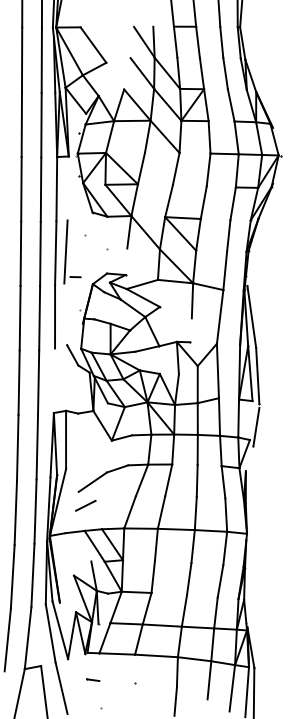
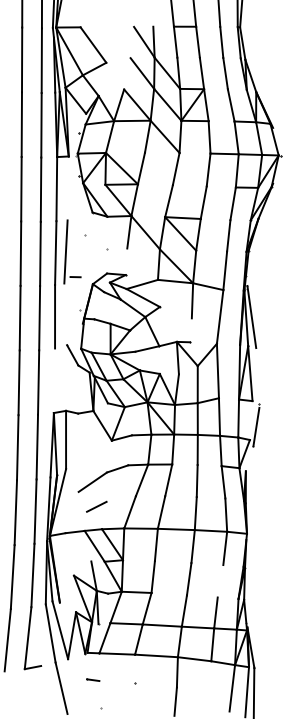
line: present -> none (257, 375)
line position: (85, 505) -> (96, 506) (96, 506)
line: present -> none (220, 581)
line: present -> none (209, 680)
line: present -> none (44, 690)
line: present -> none (19, 692)
